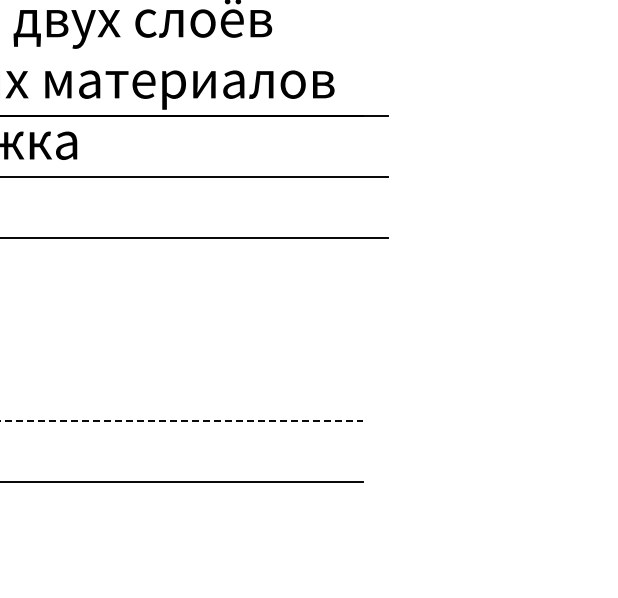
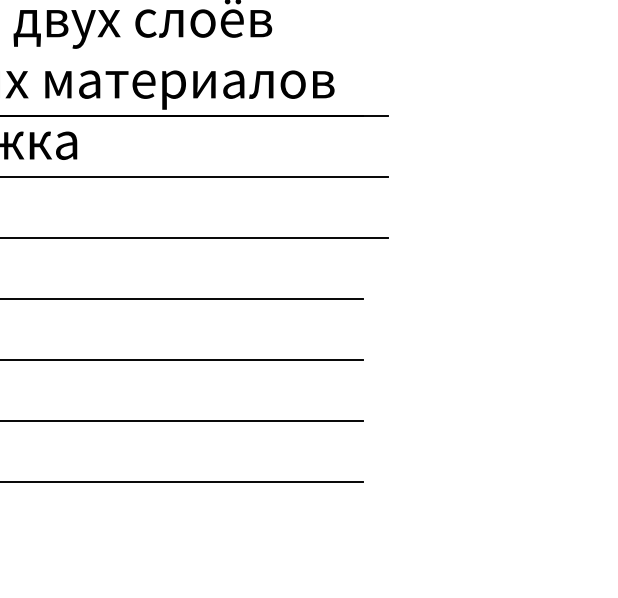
line: none -> present (182, 299)
line: none -> present (182, 360)
line: dashed -> solid (182, 421)
